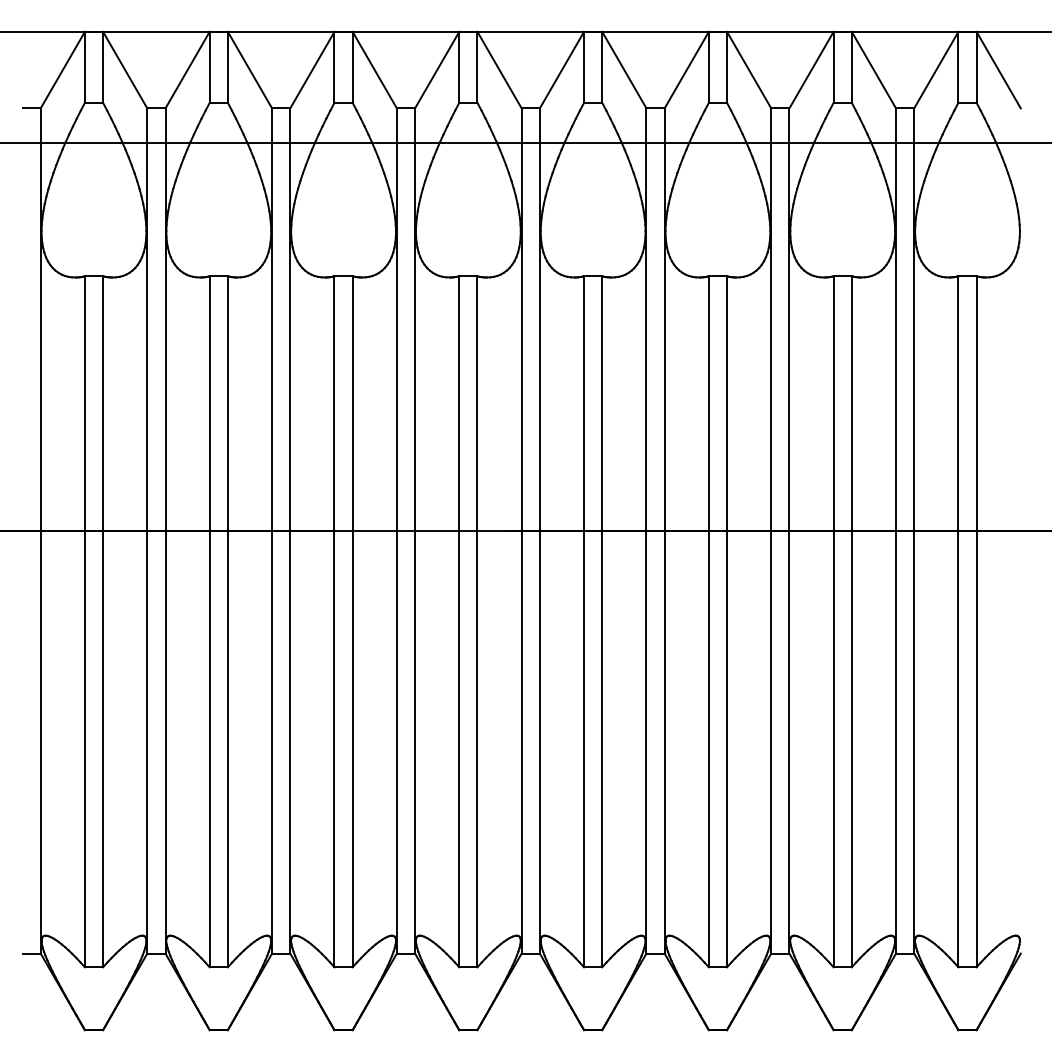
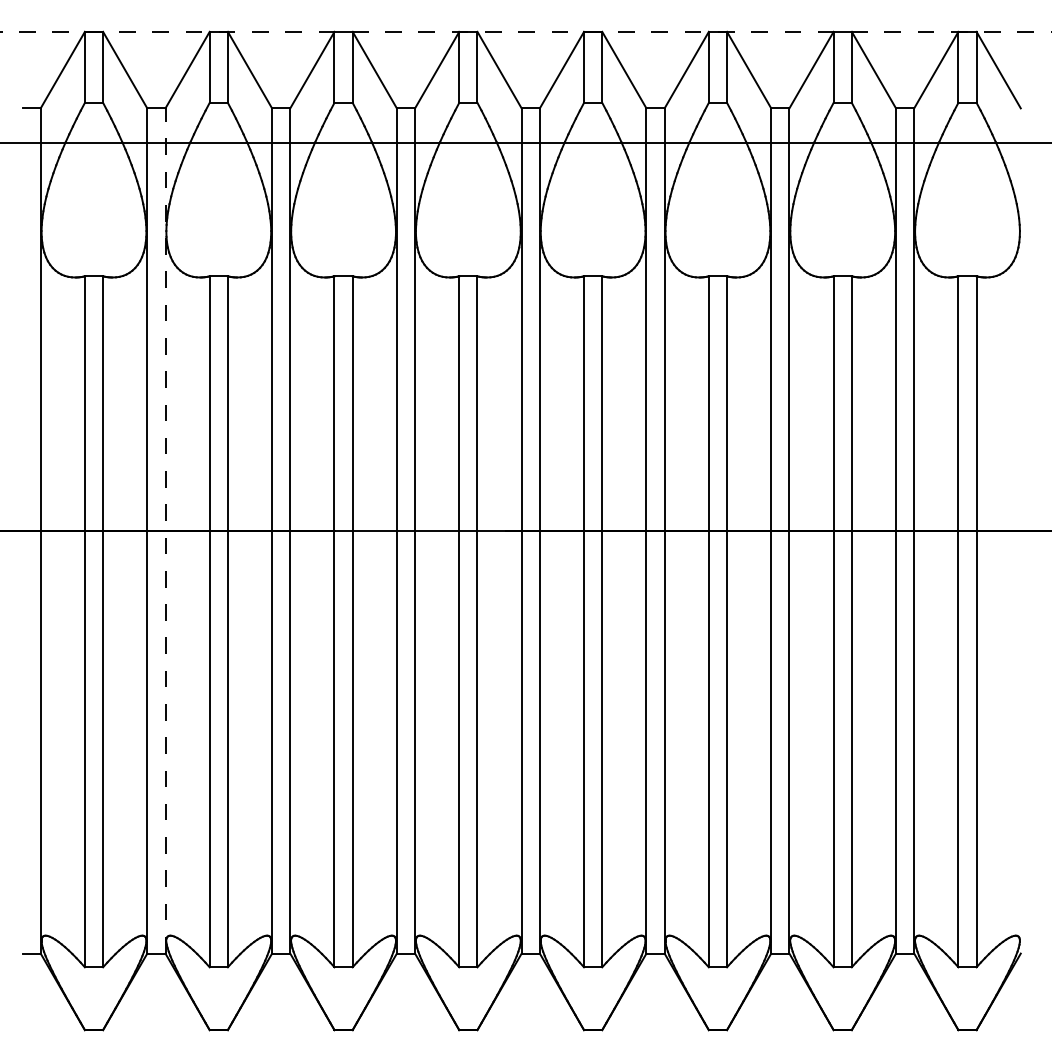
line: solid -> dashed (525, 31)
line: solid -> dashed (165, 531)
